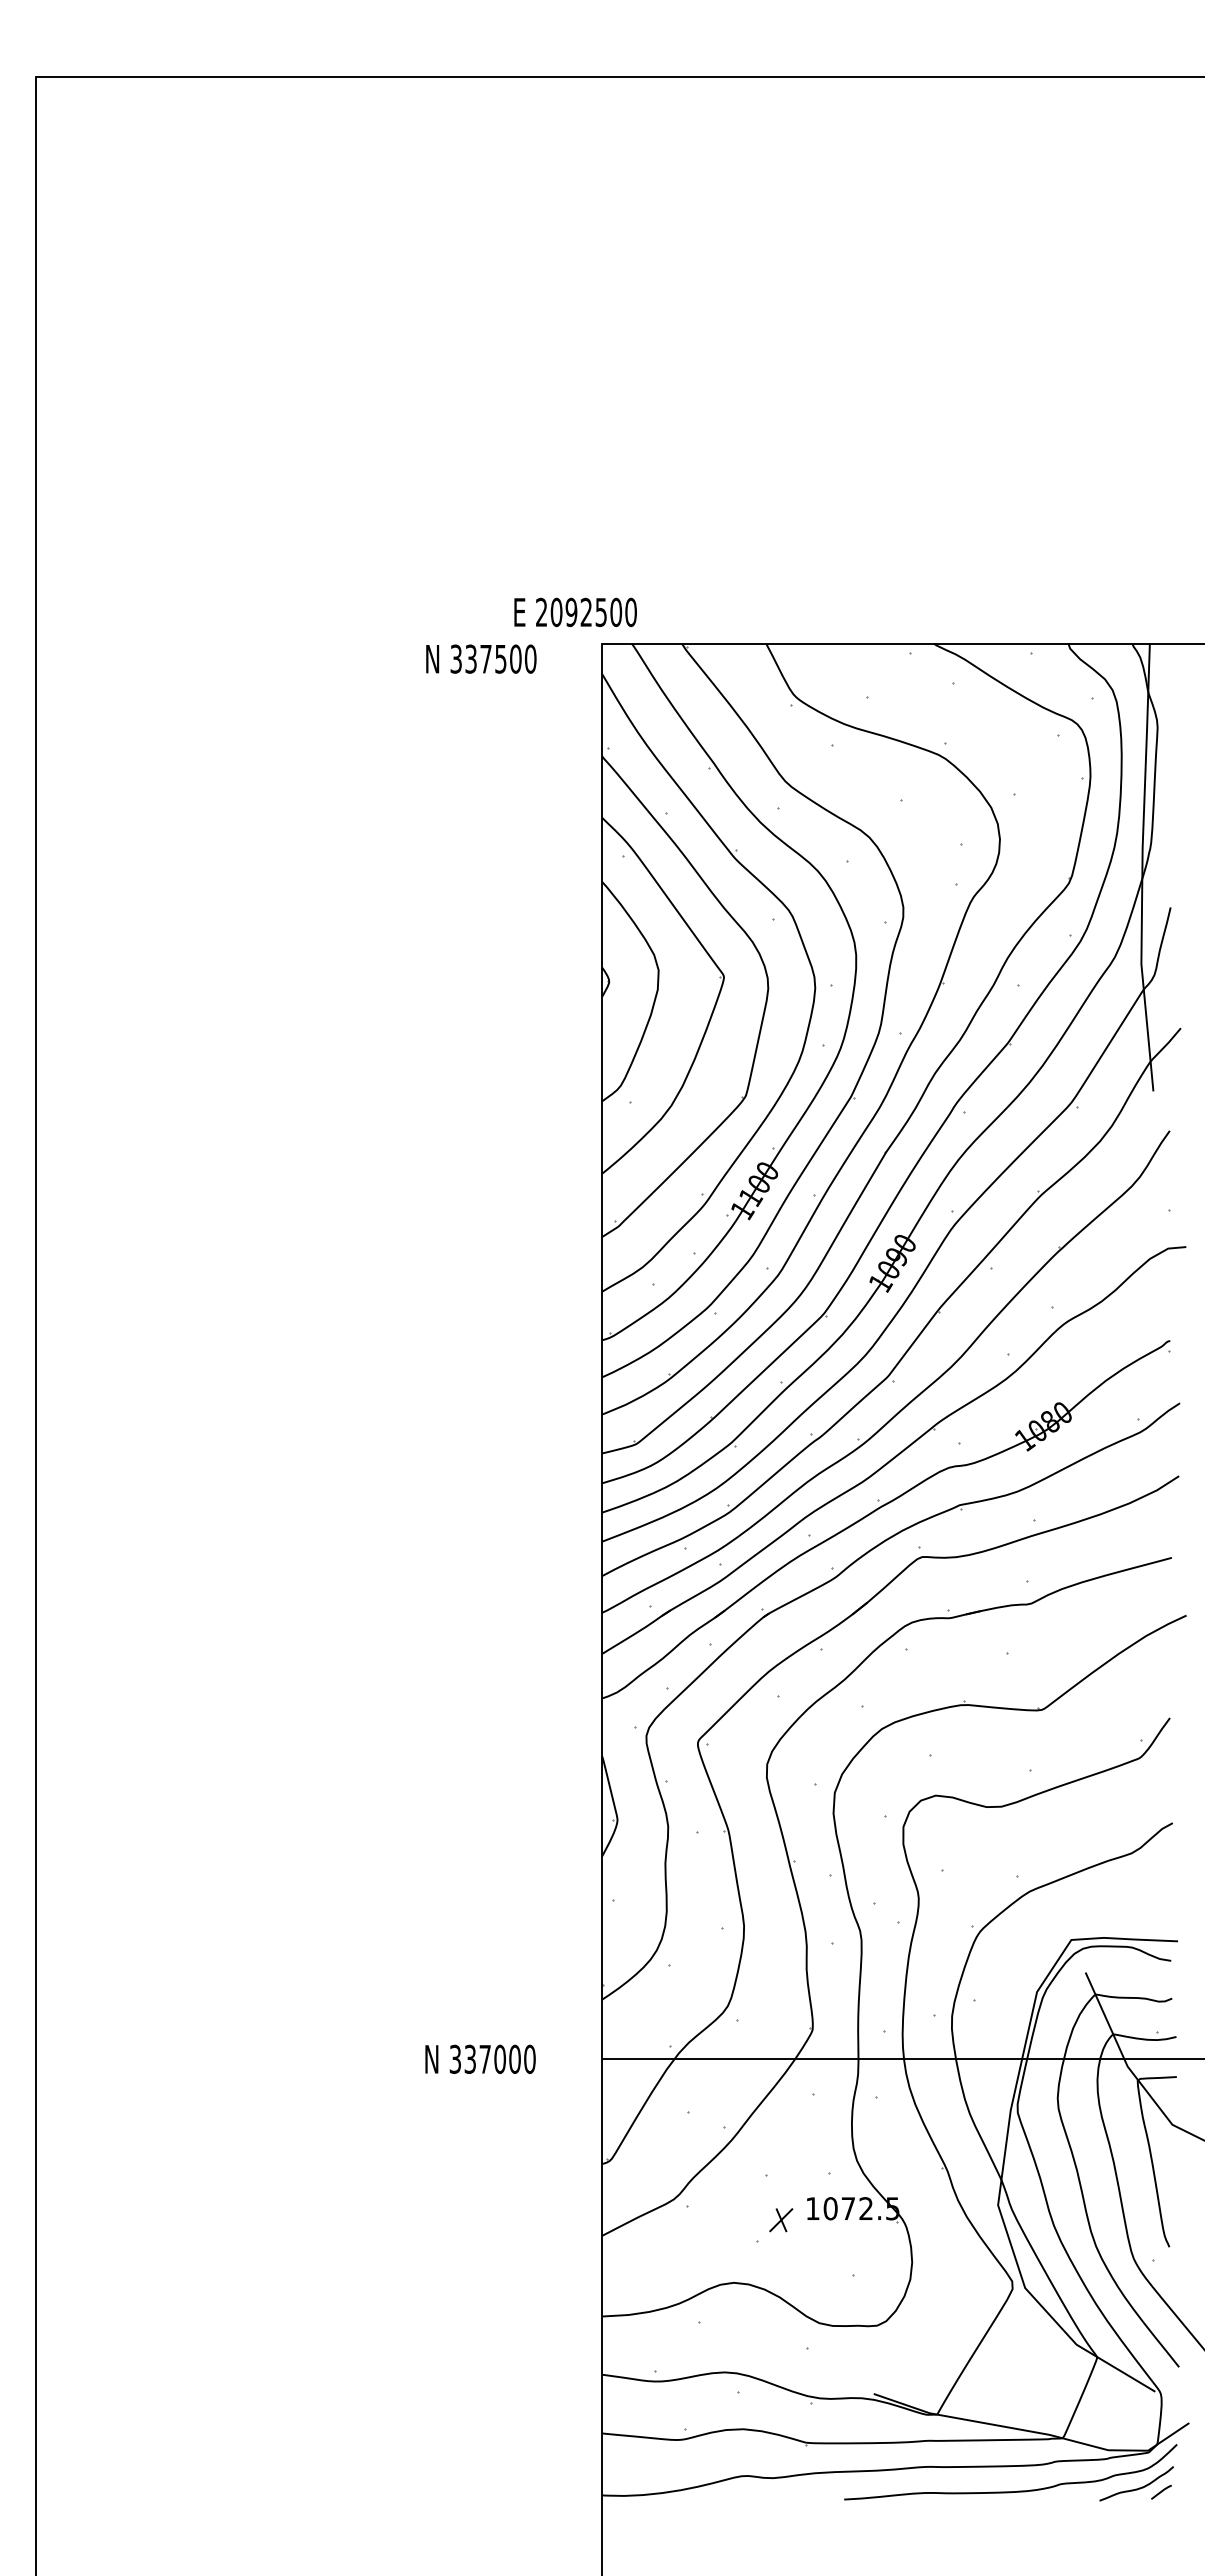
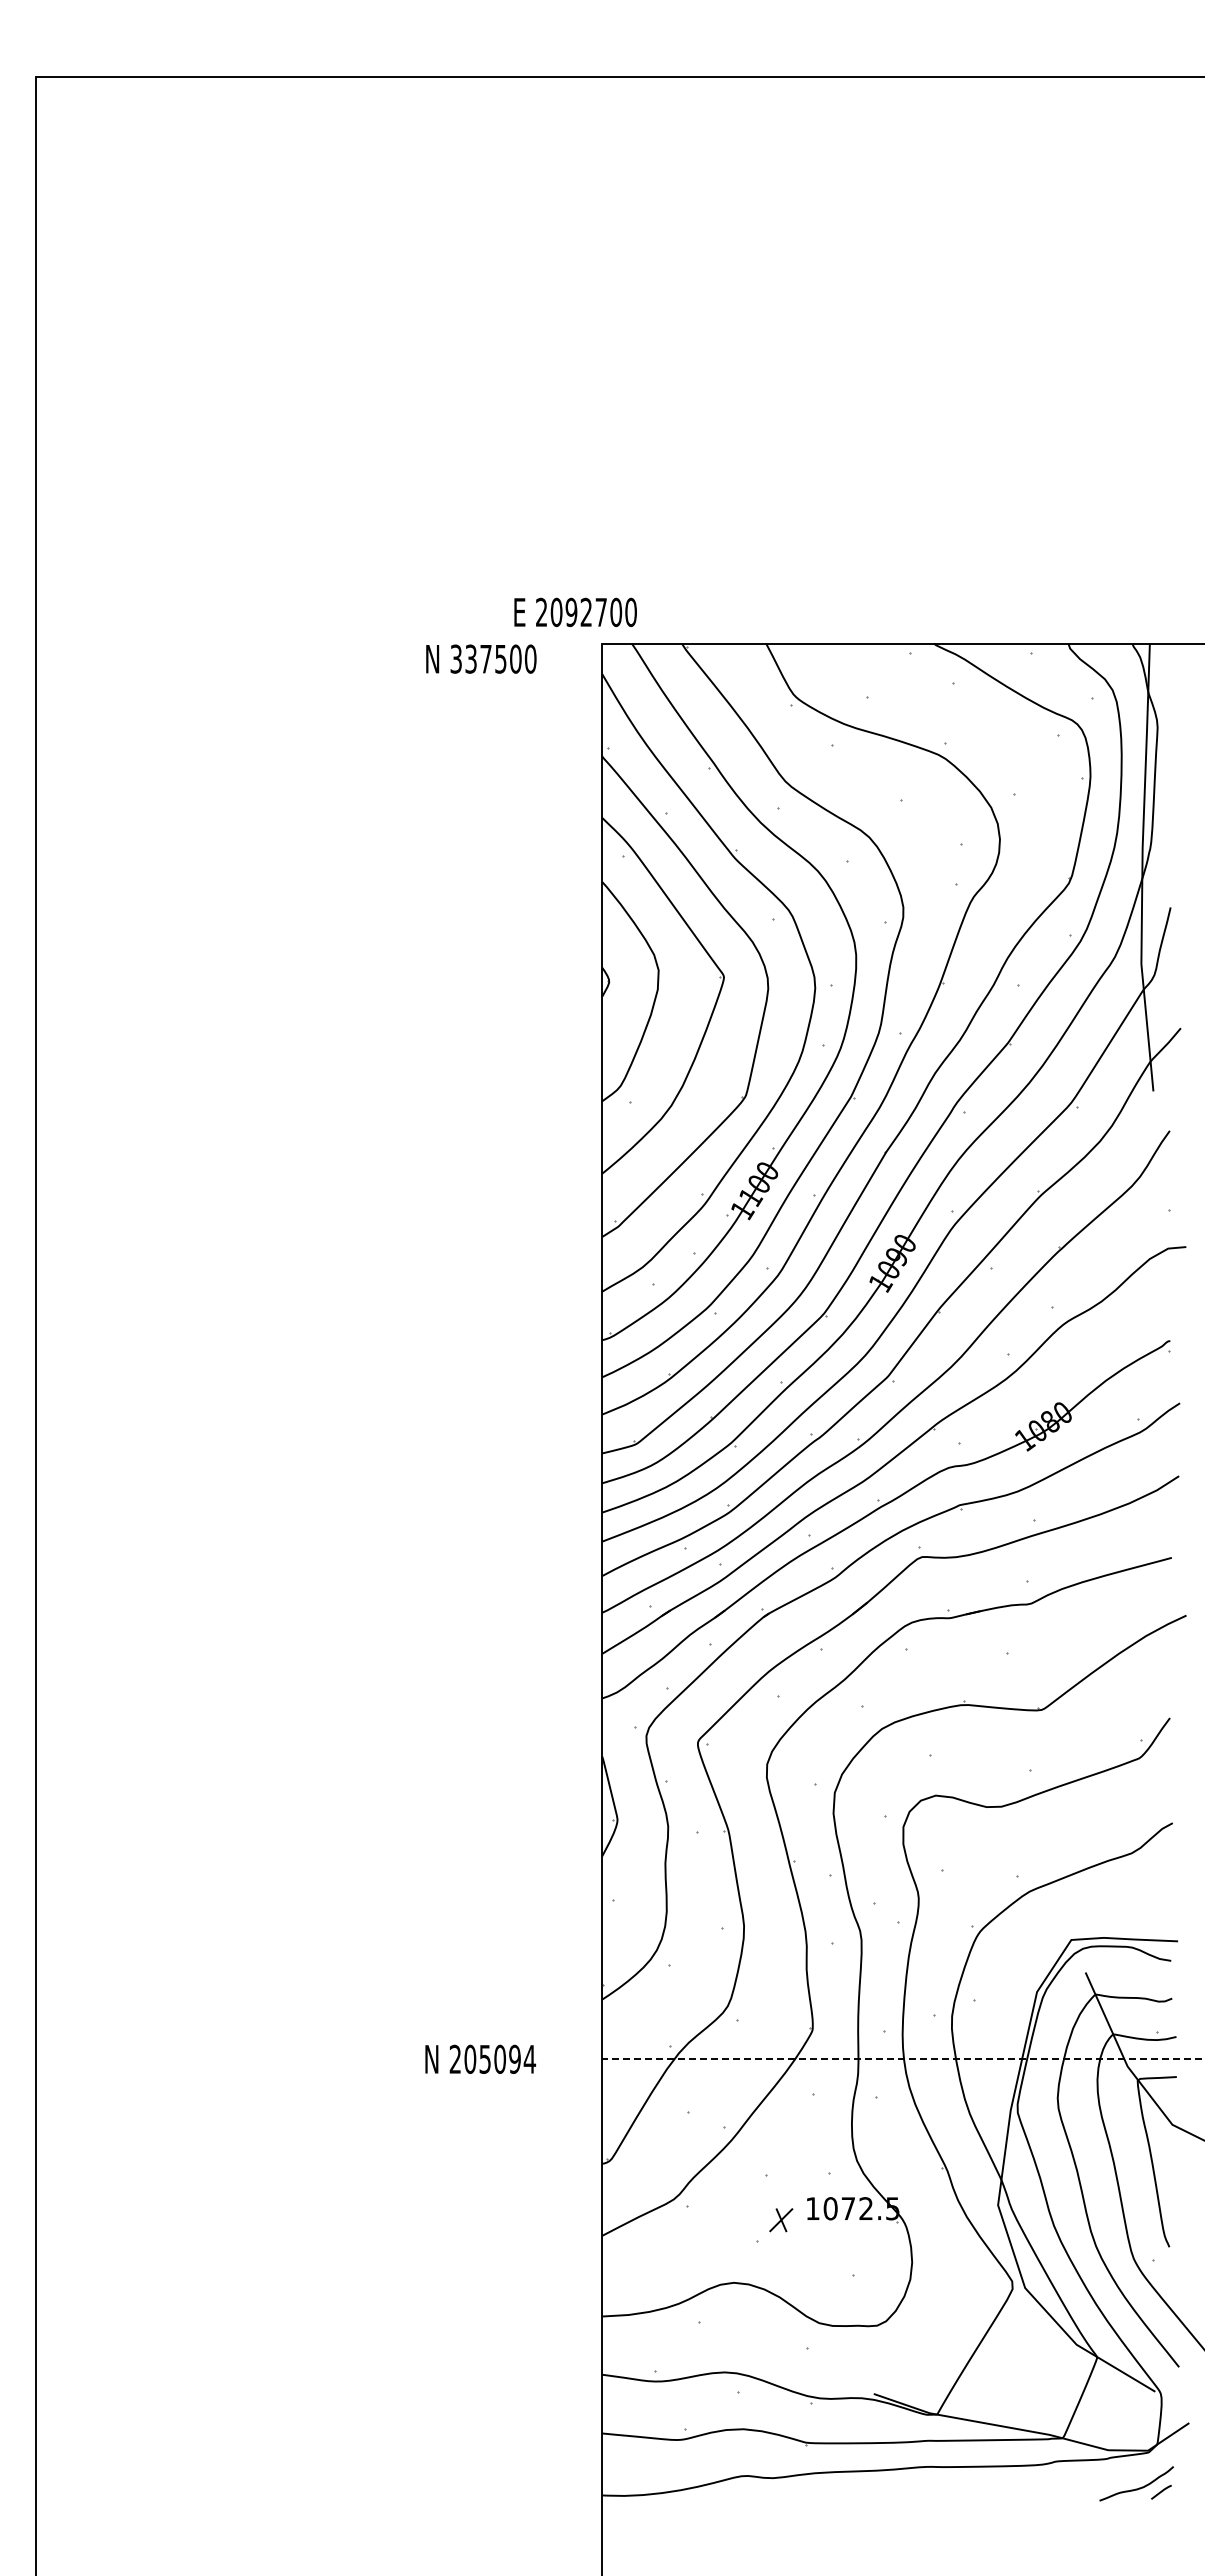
text: 2092500 -> 2092700 (600, 612)
text: 337000 -> 205094 (492, 2058)
line: solid -> dashed (903, 2059)
curve: present -> none (1010, 2491)
